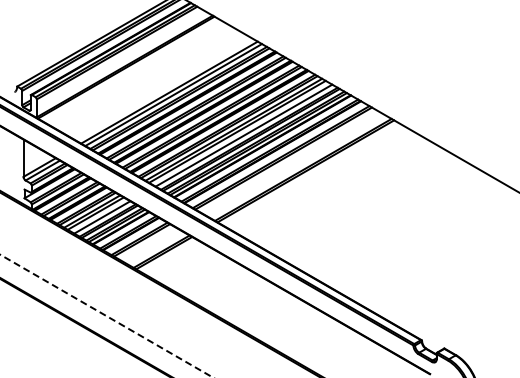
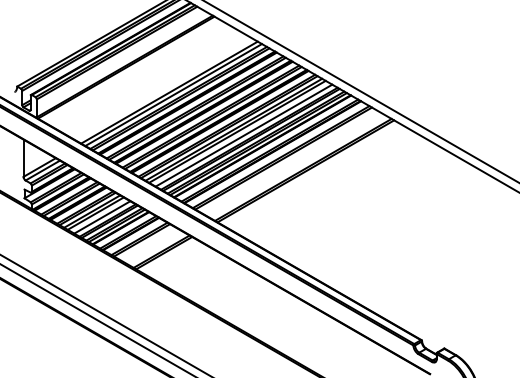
line: none -> present (361, 91)
line: dashed -> solid (106, 316)
line: none -> present (96, 319)
